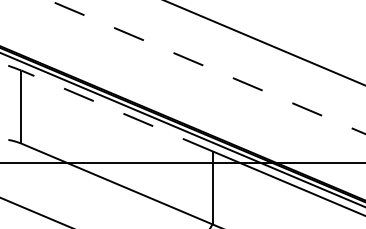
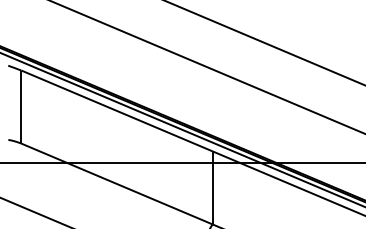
line: dashed -> solid (207, 67)
line: dashed -> solid (116, 110)
